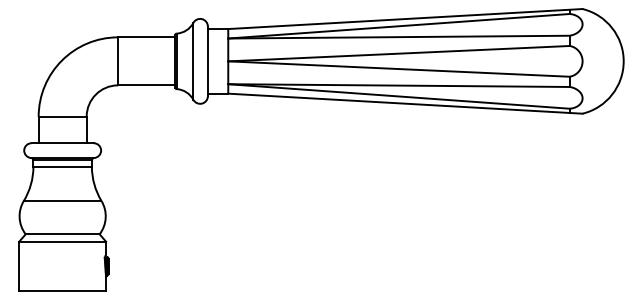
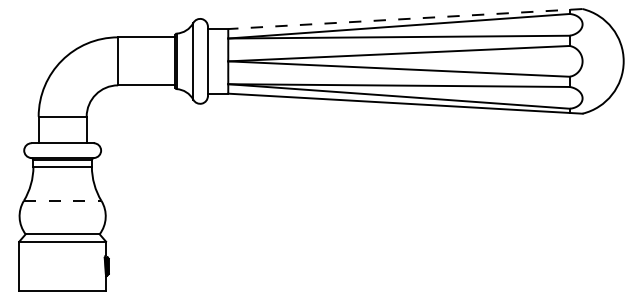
line: solid -> dashed (404, 19)
line: solid -> dashed (62, 200)
